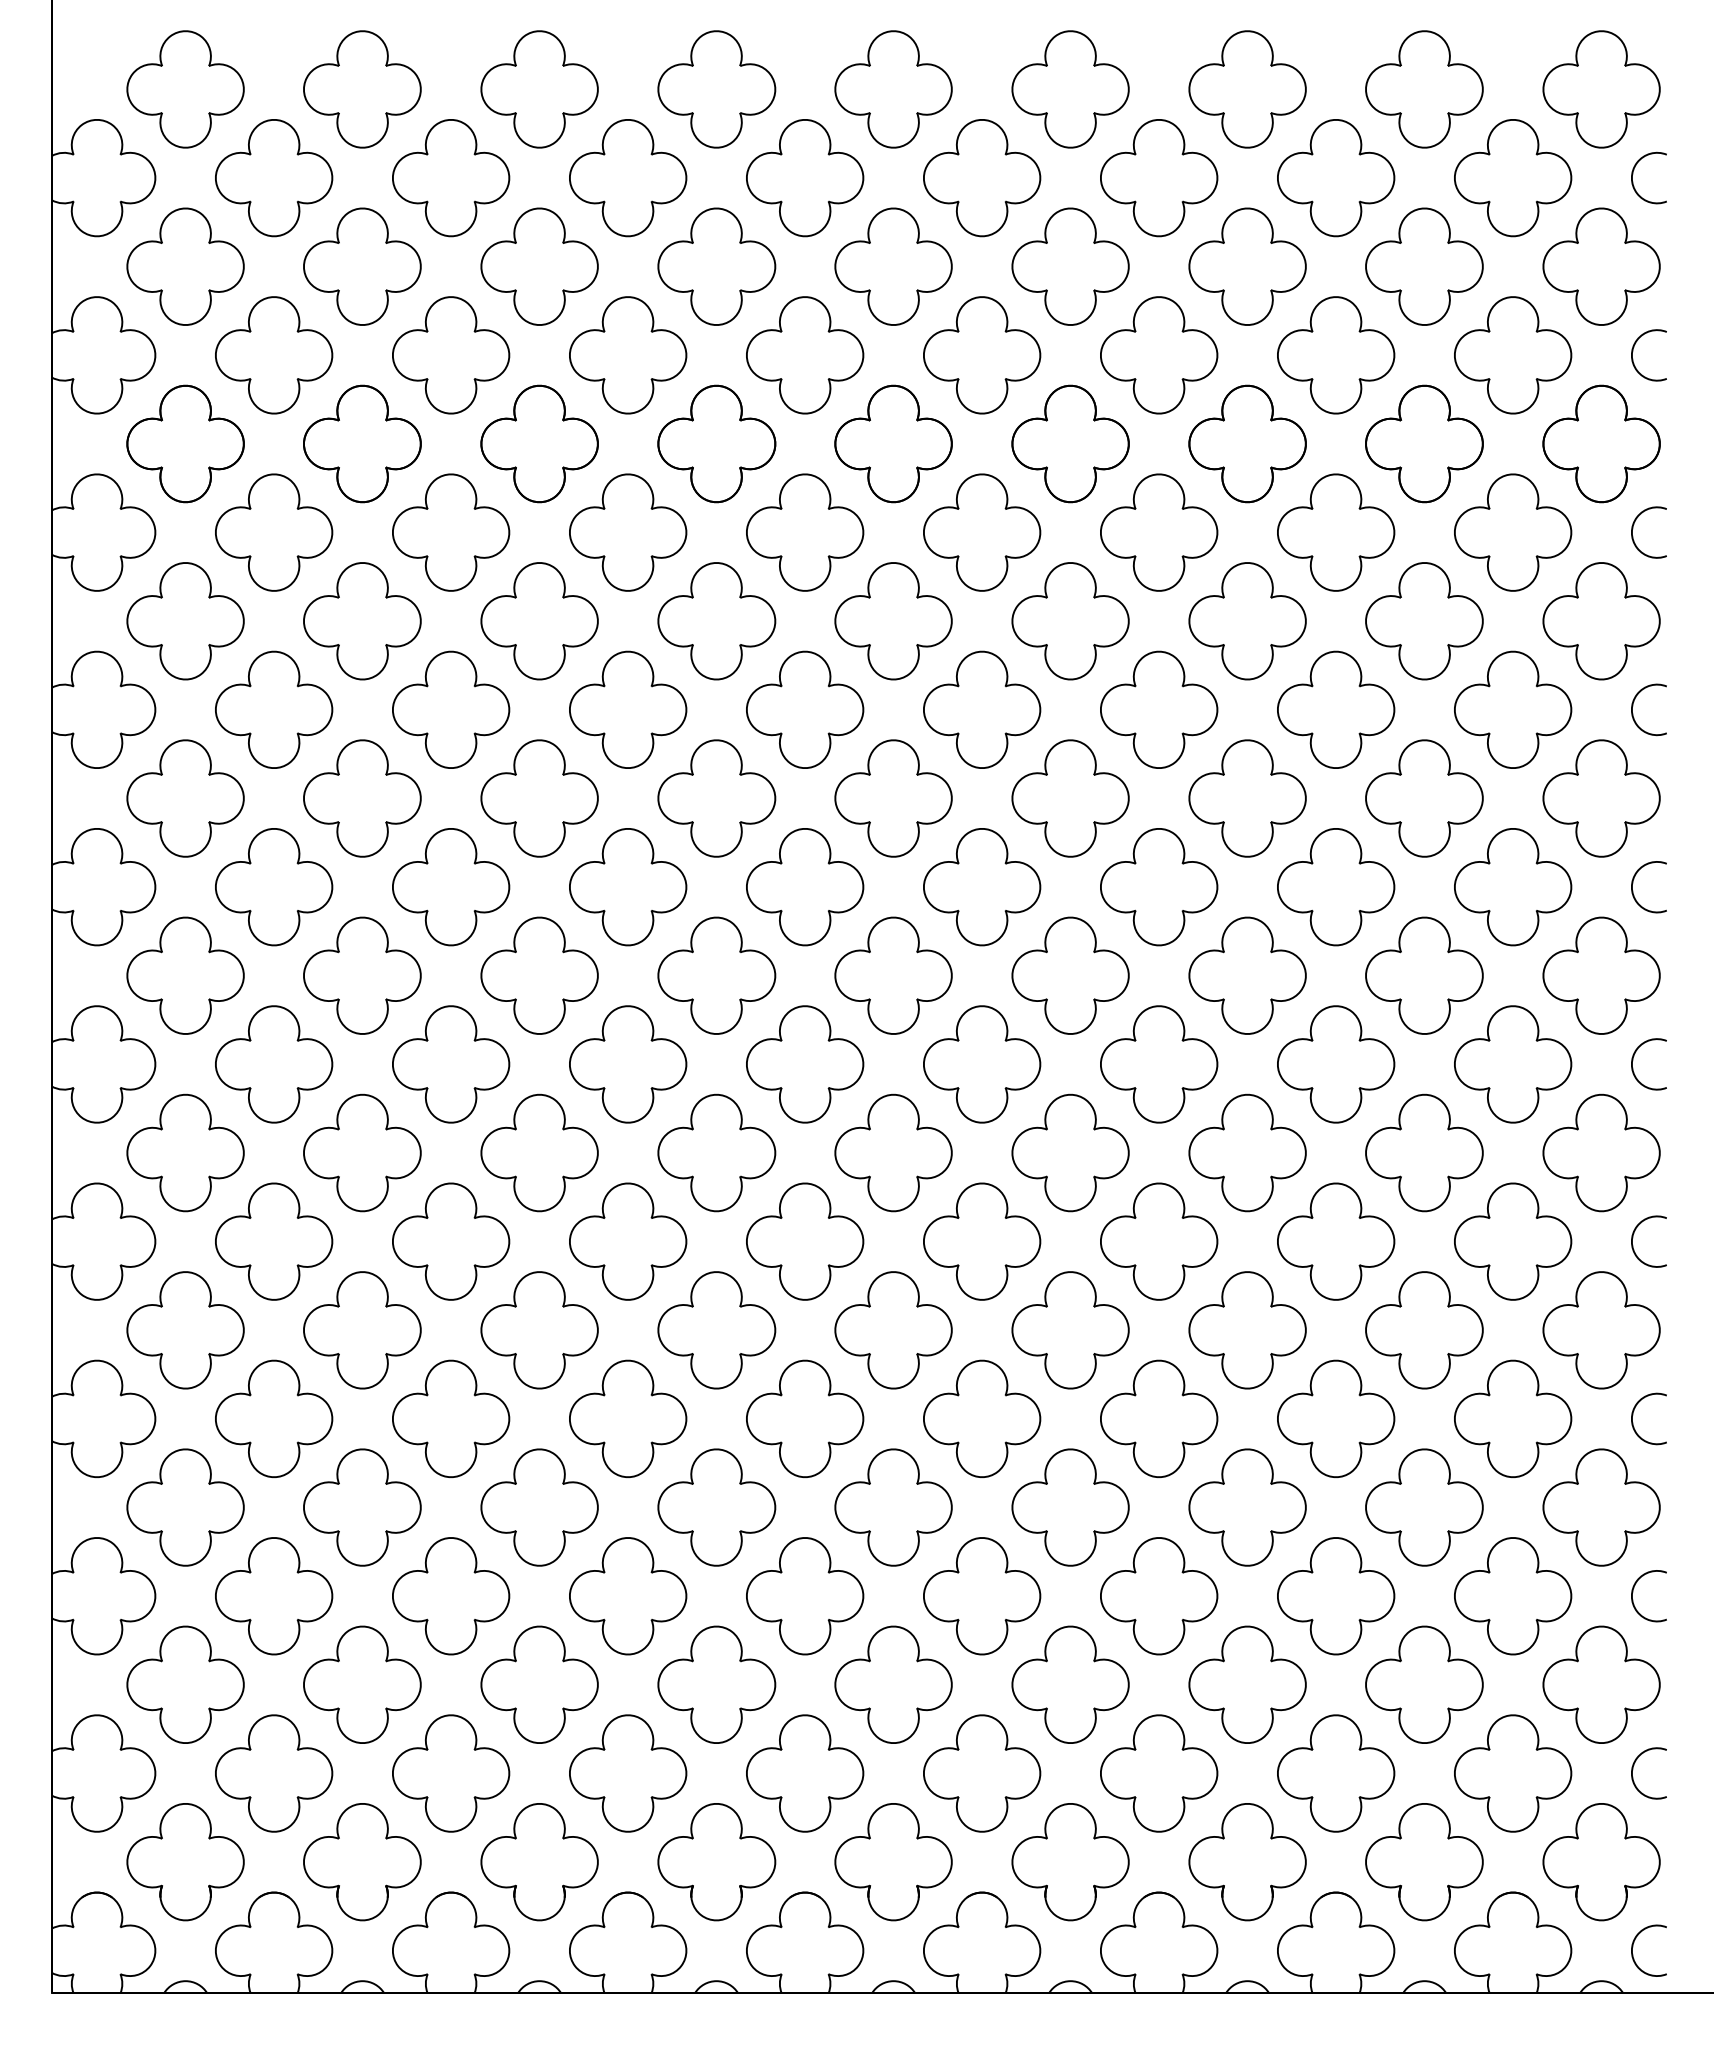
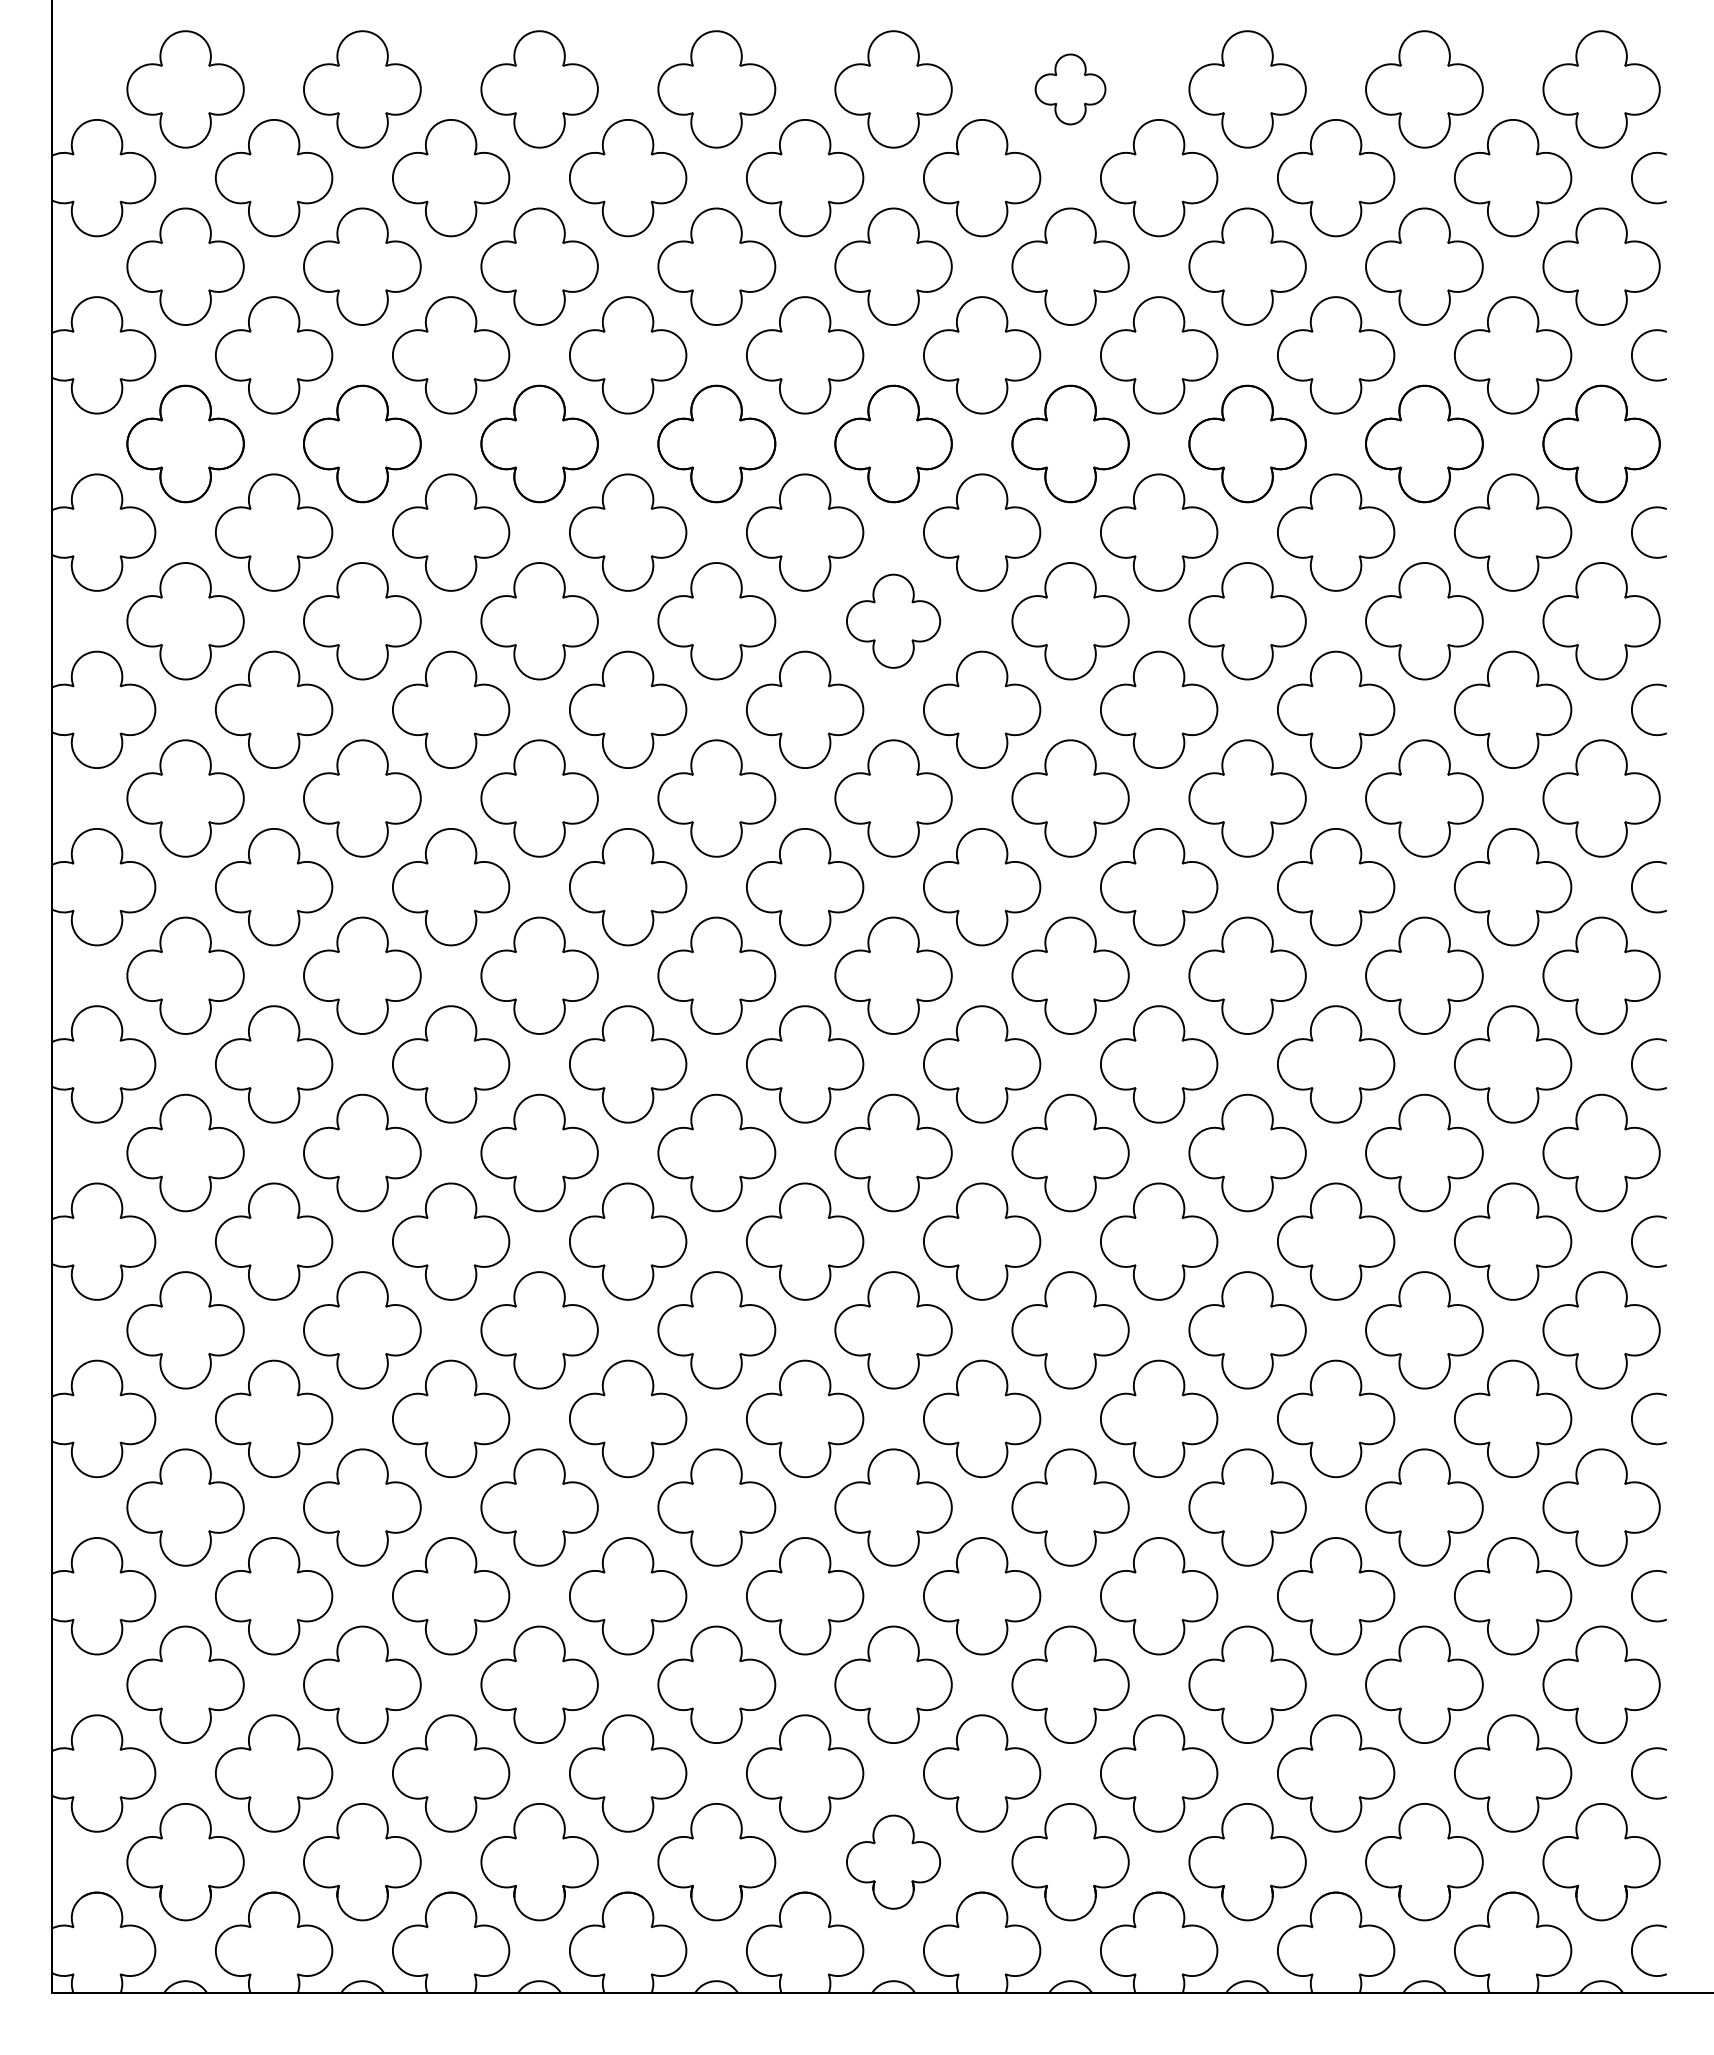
part size: 119x119 px -> 73x73 px (1070, 89)
part size: 119x119 px -> 95x96 px (893, 620)
part size: 119x119 px -> 95x96 px (893, 1861)
